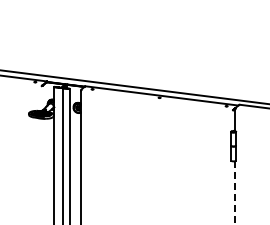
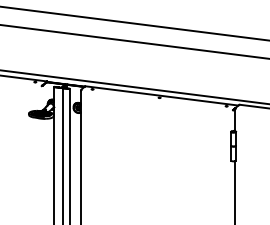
line: none -> present (134, 23)
line: none -> present (134, 41)
line: dashed -> solid (235, 192)
